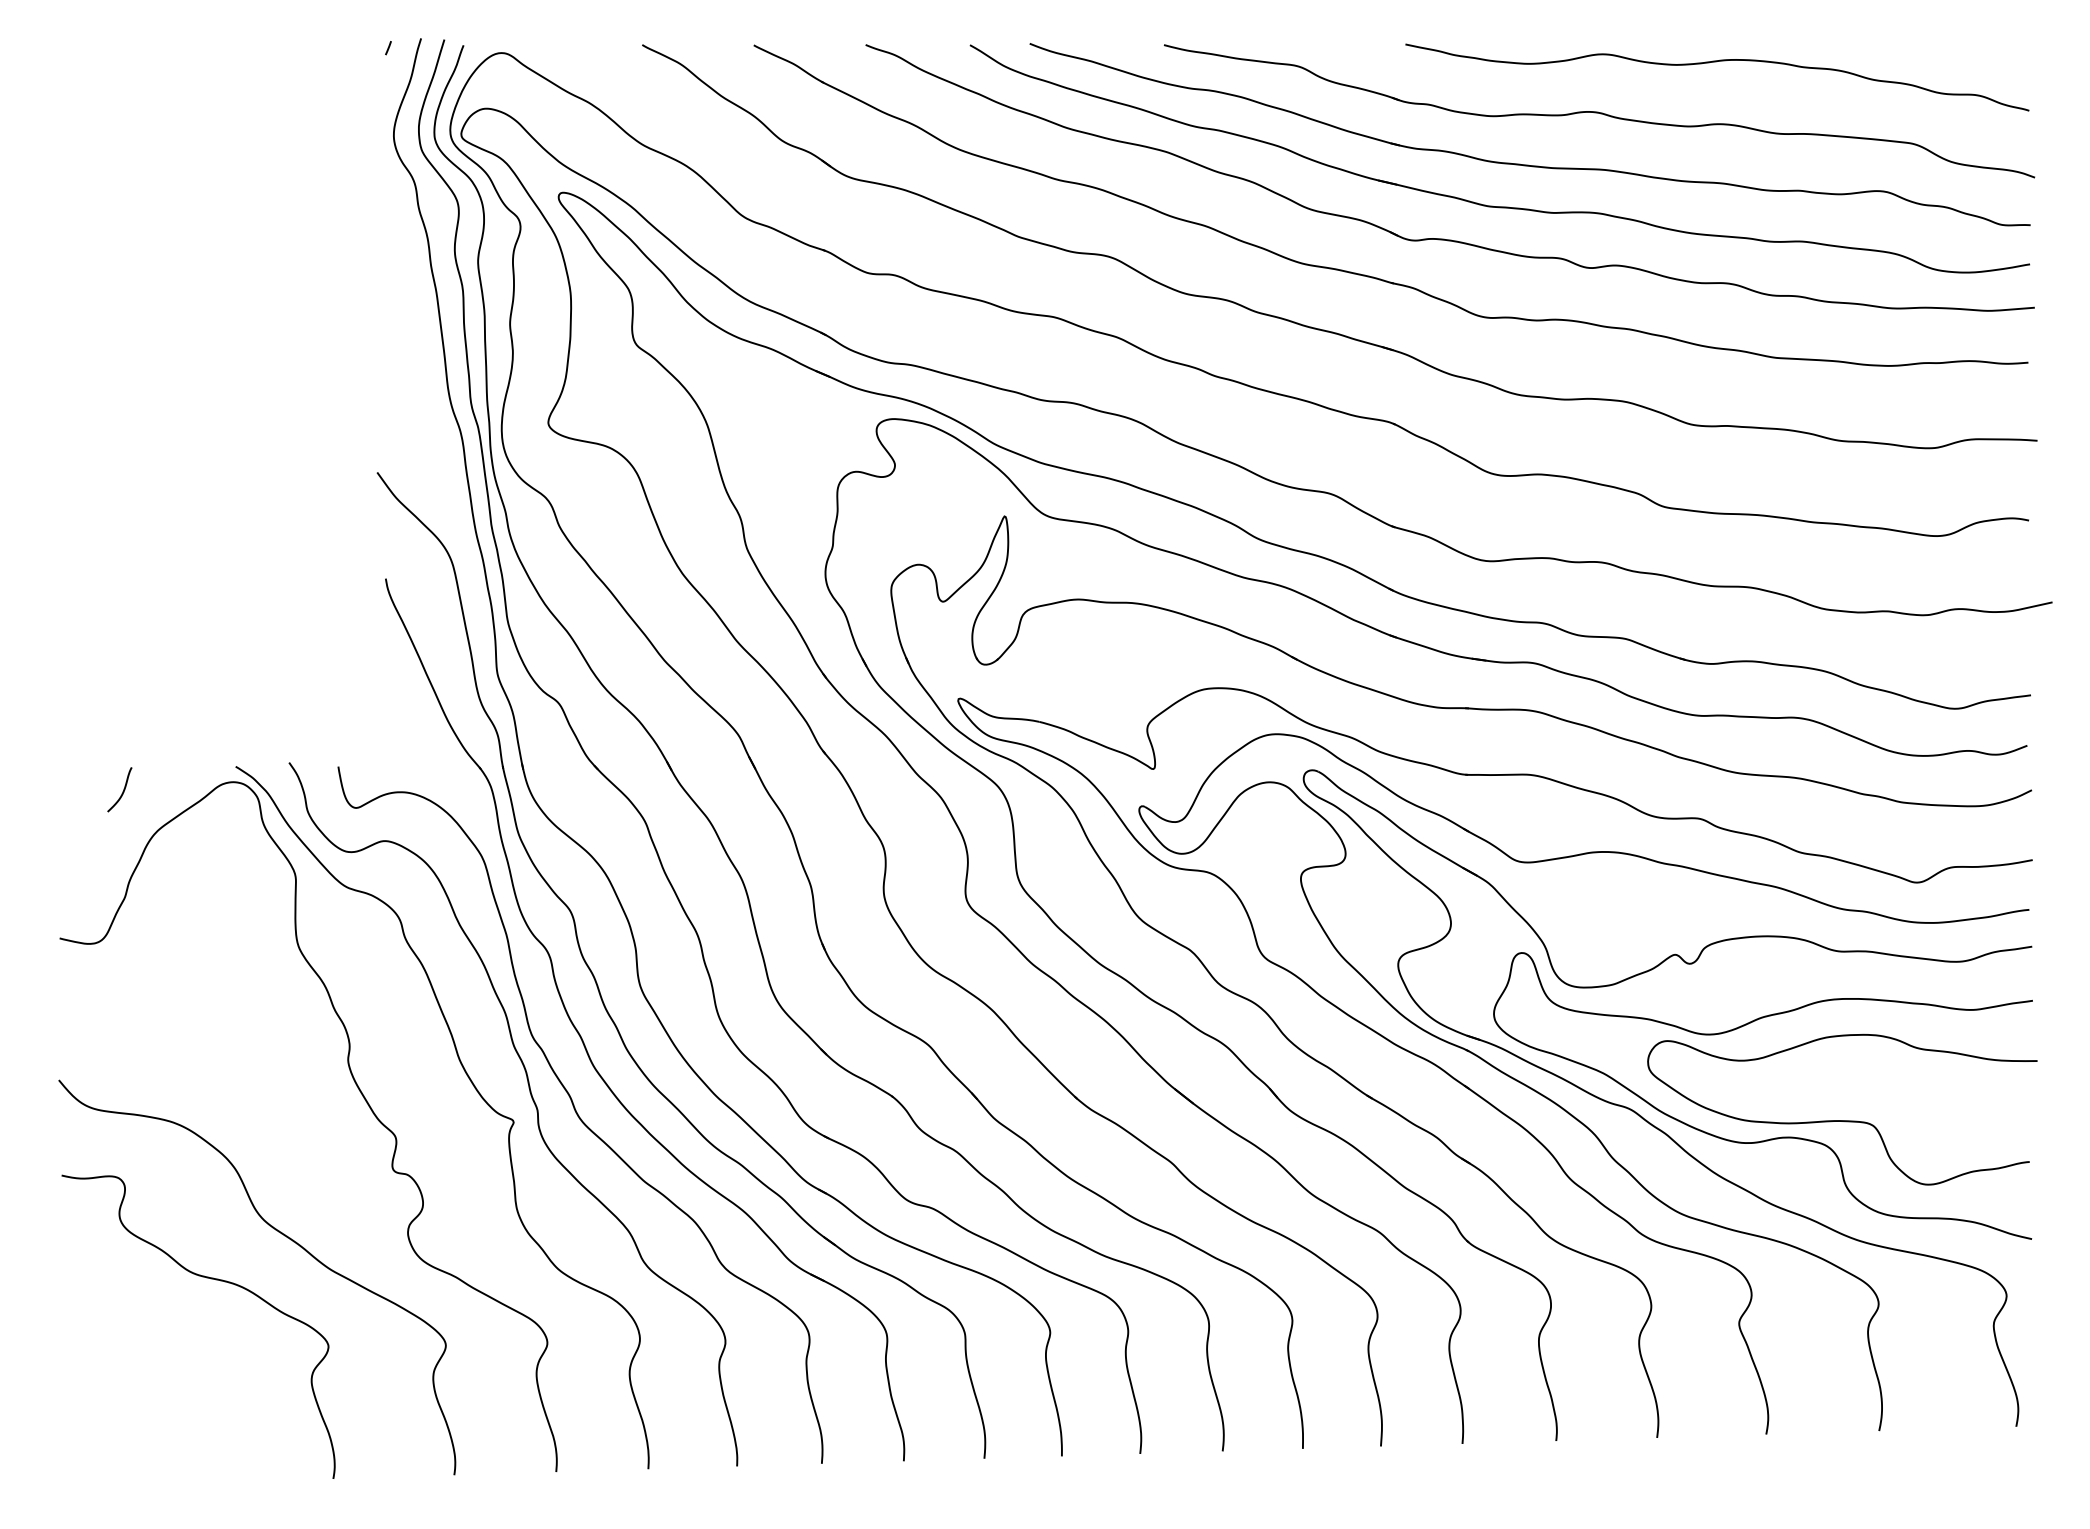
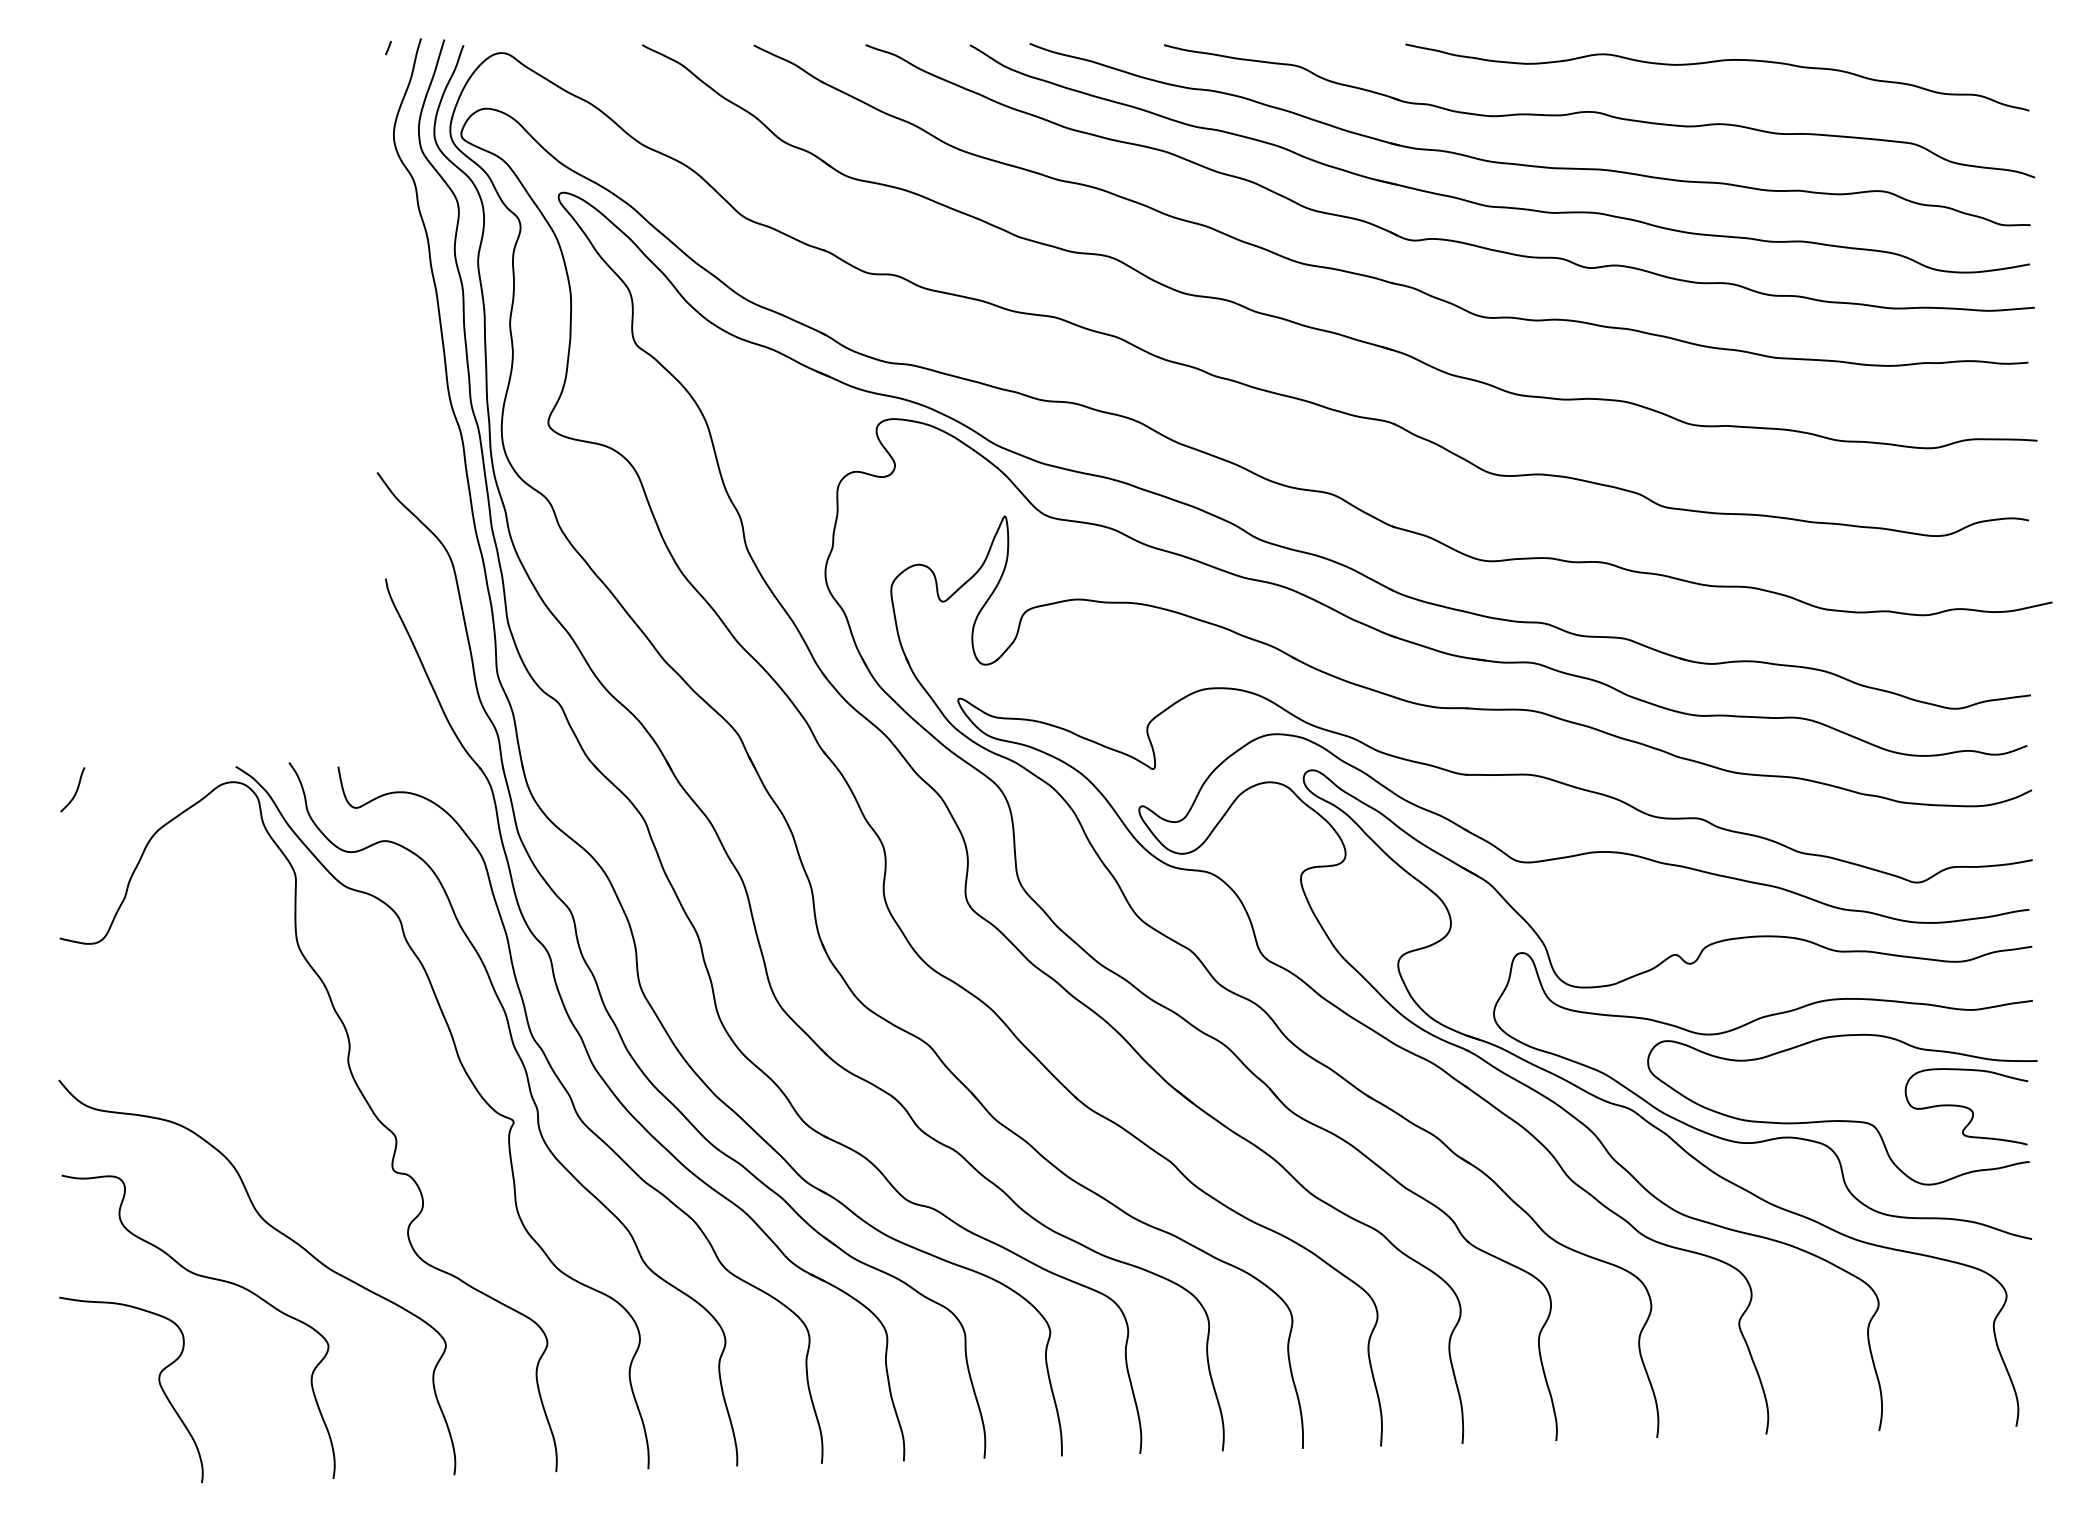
curve position: (122, 791) -> (75, 791) (75, 791)
curve: none -> present (1966, 1106)
curve: none -> present (158, 1382)
